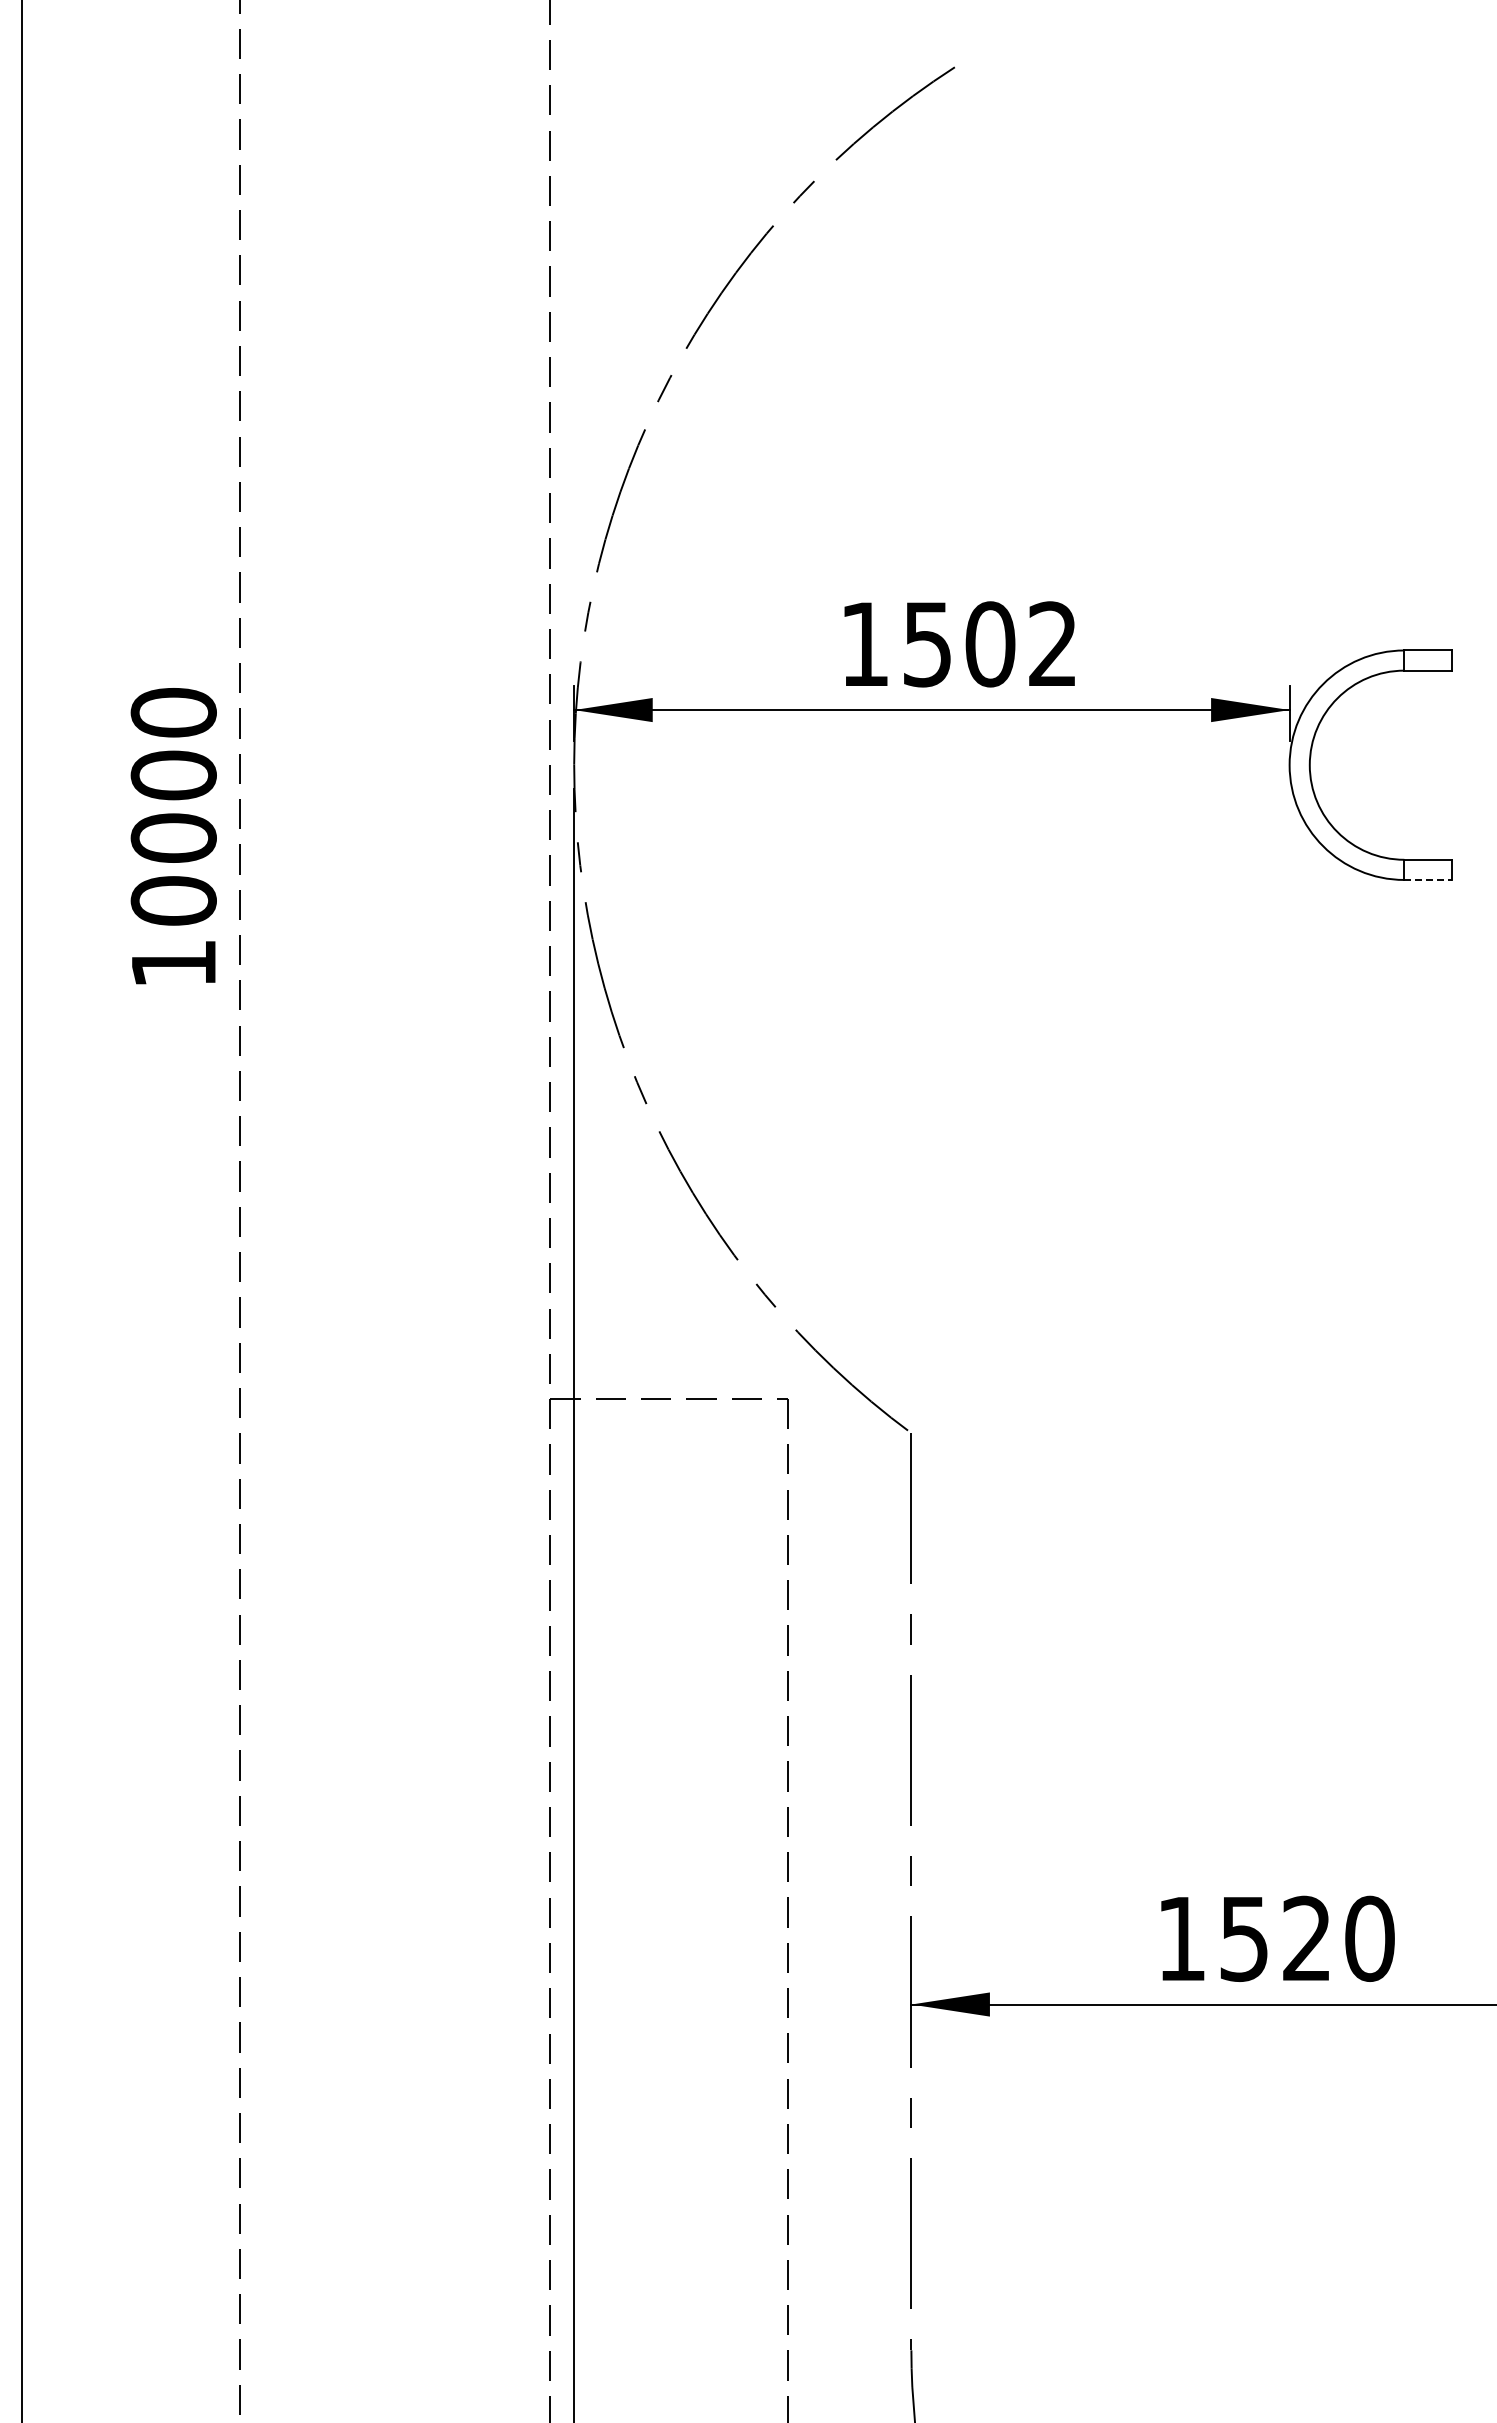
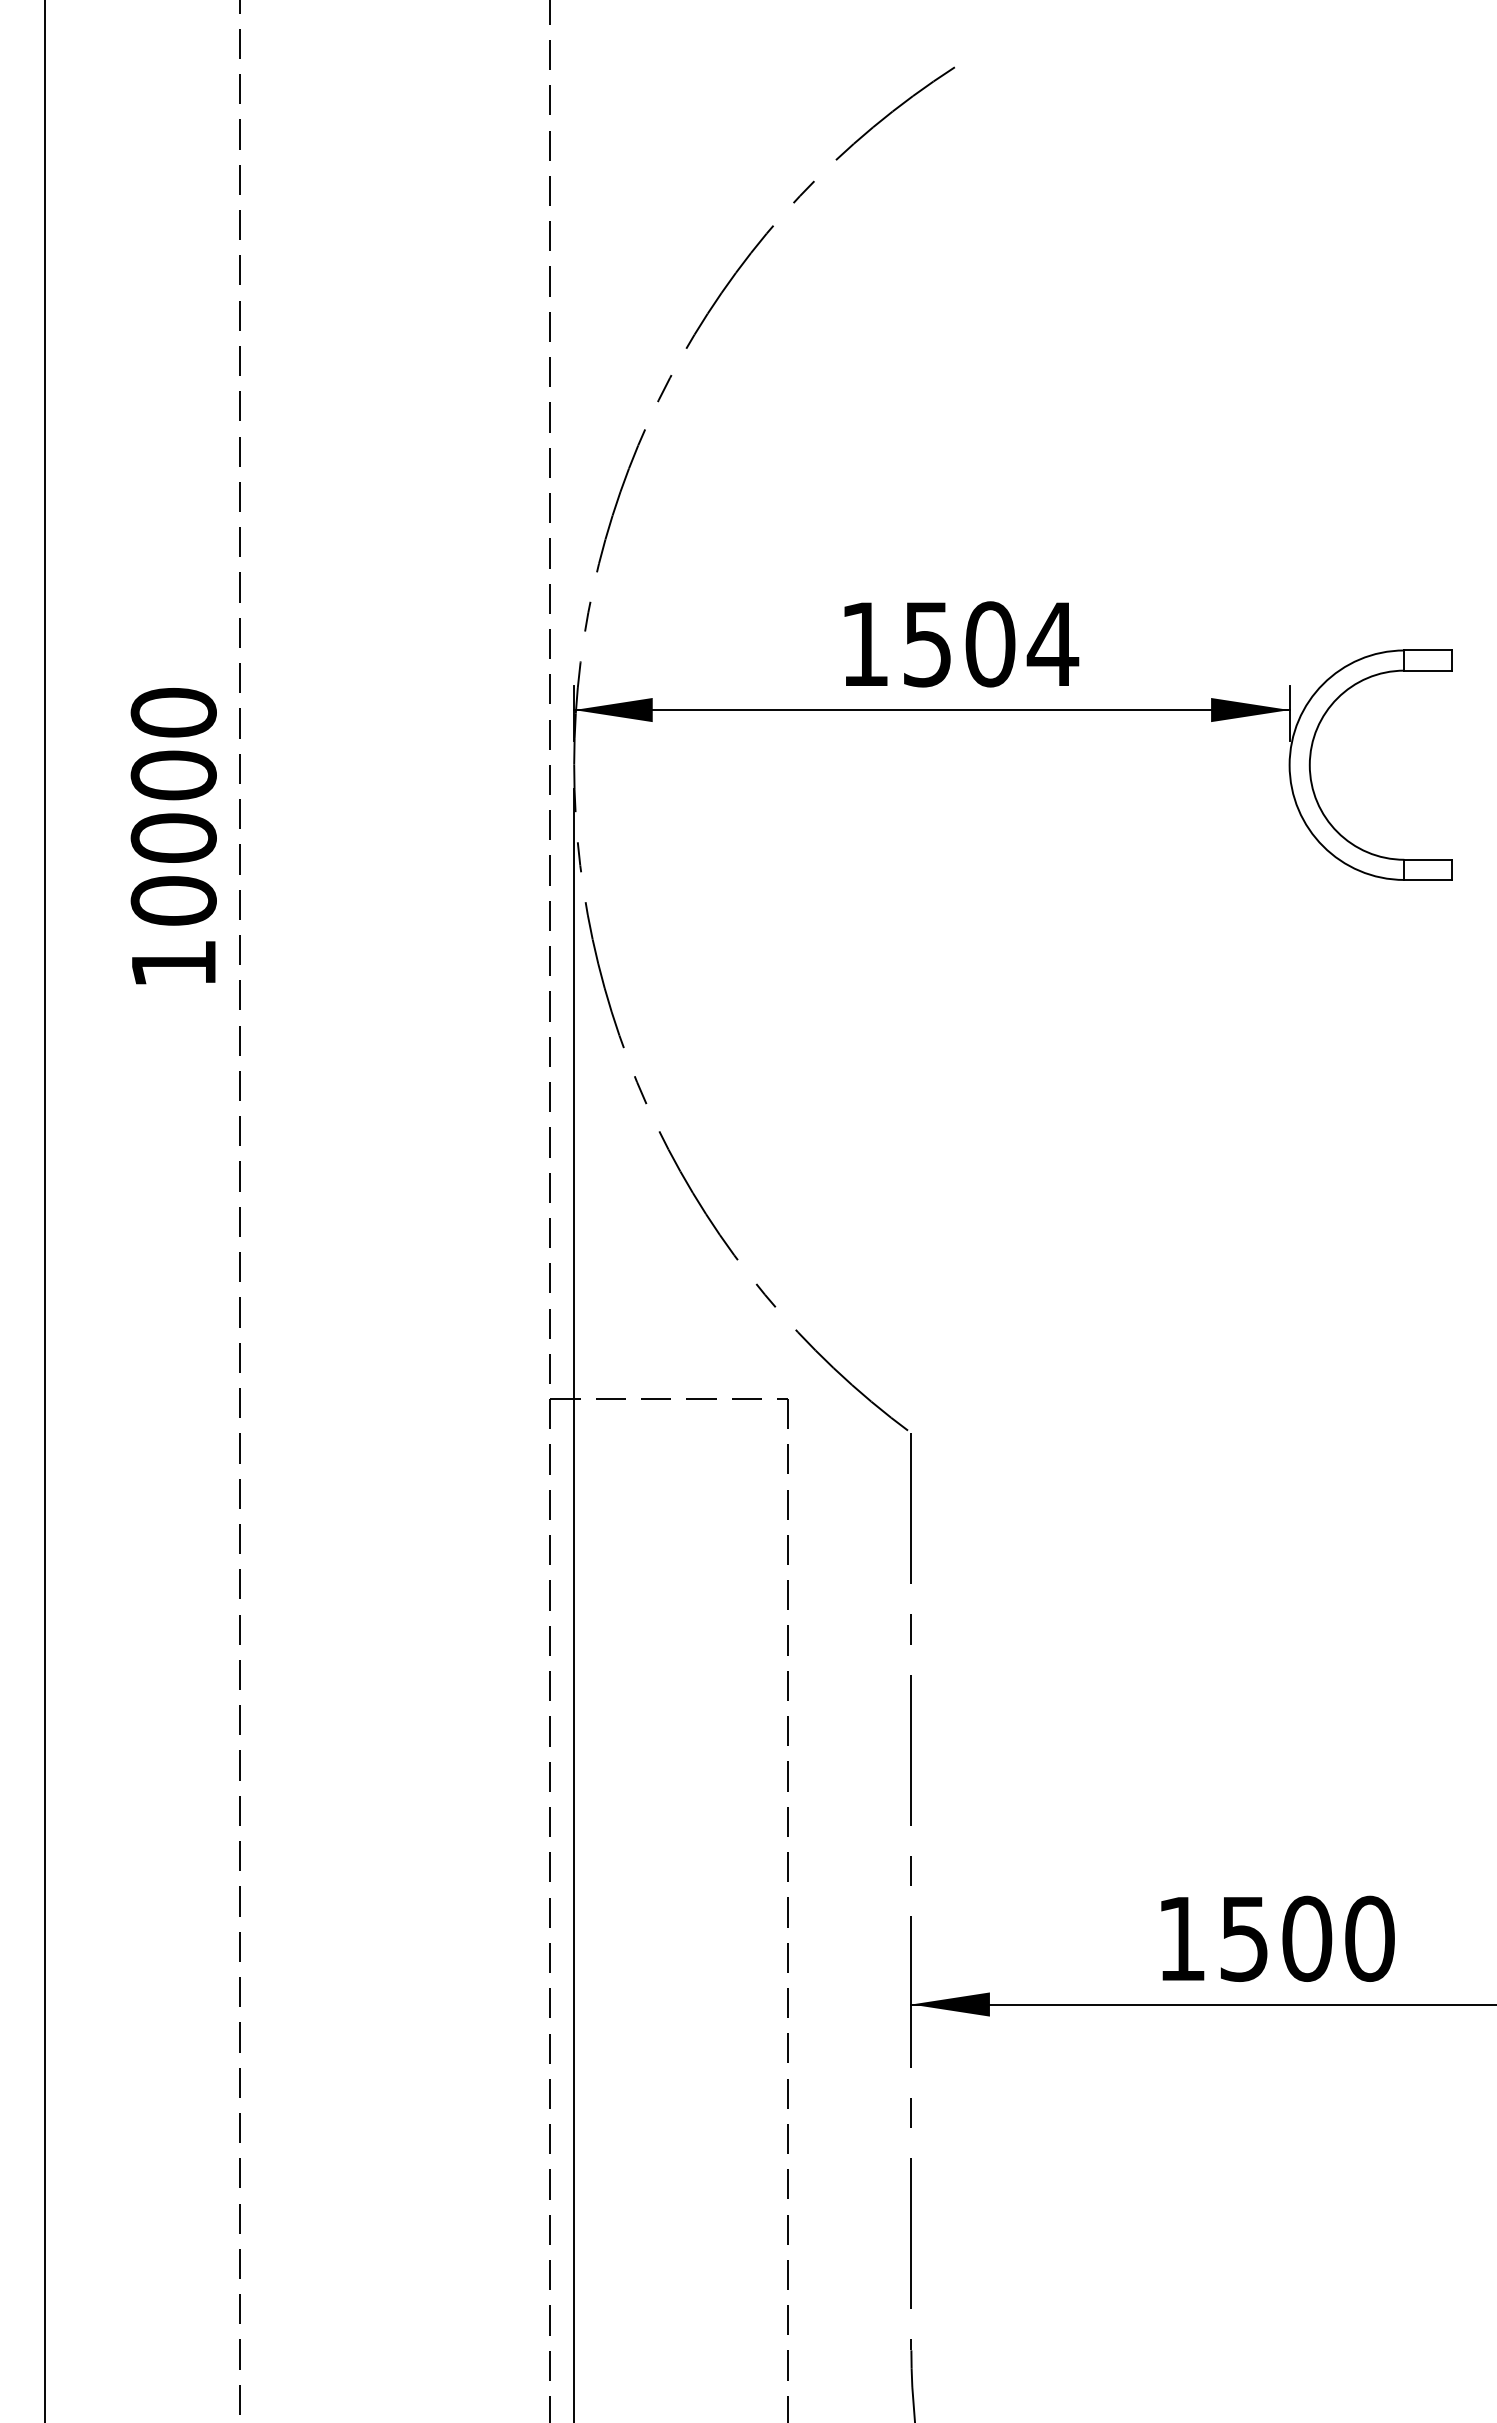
text: 1502 -> 1504 (1052, 643)
line: dashed -> solid (1428, 879)
line position: (22, 1210) -> (45, 1210) (45, 1210)
text: 1520 -> 1500 (1307, 1938)
